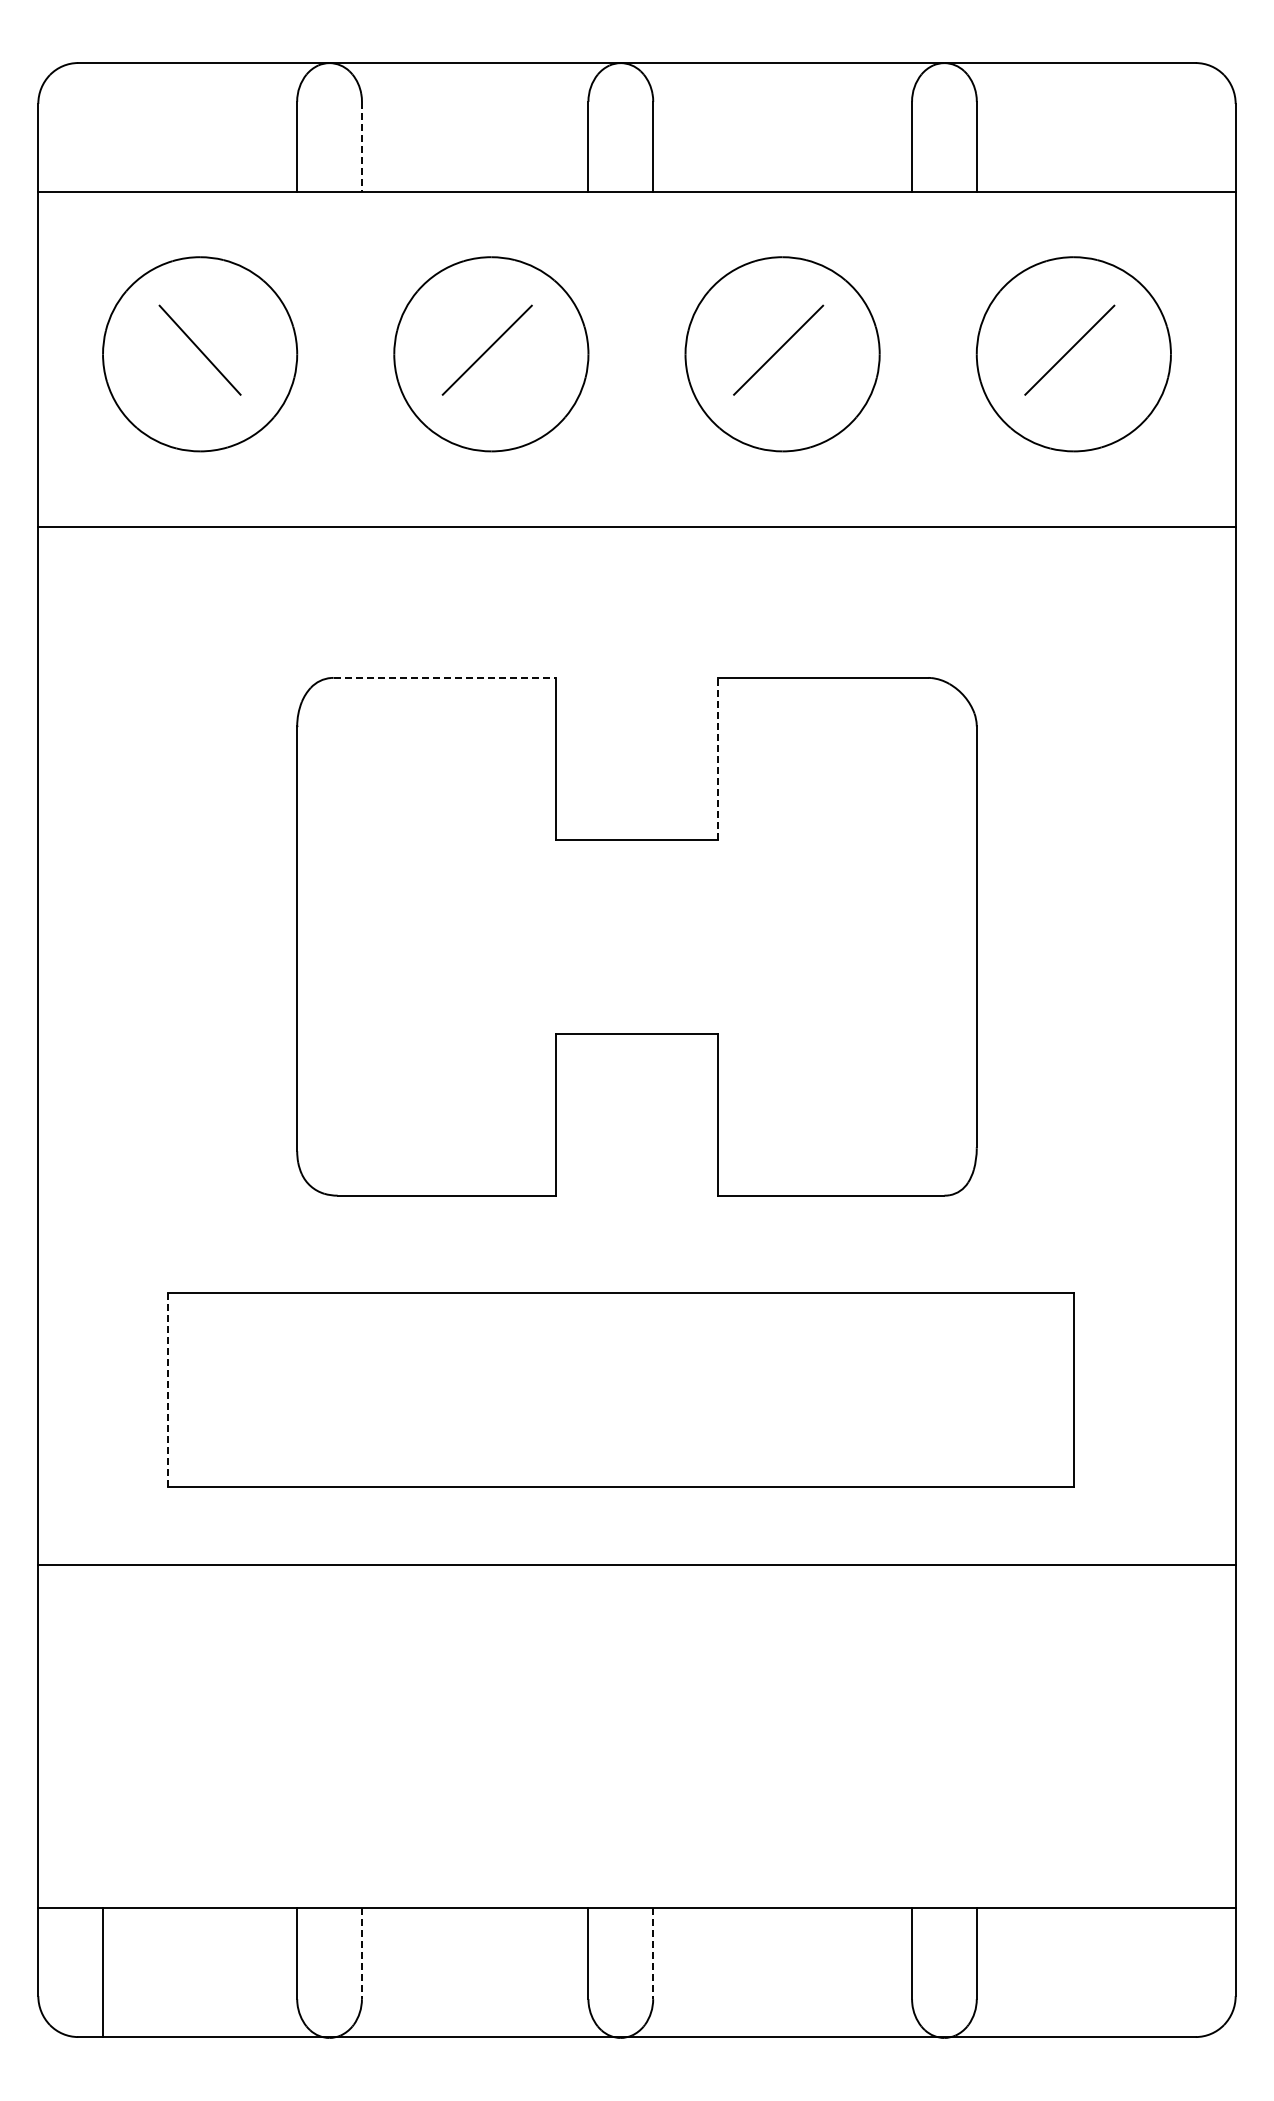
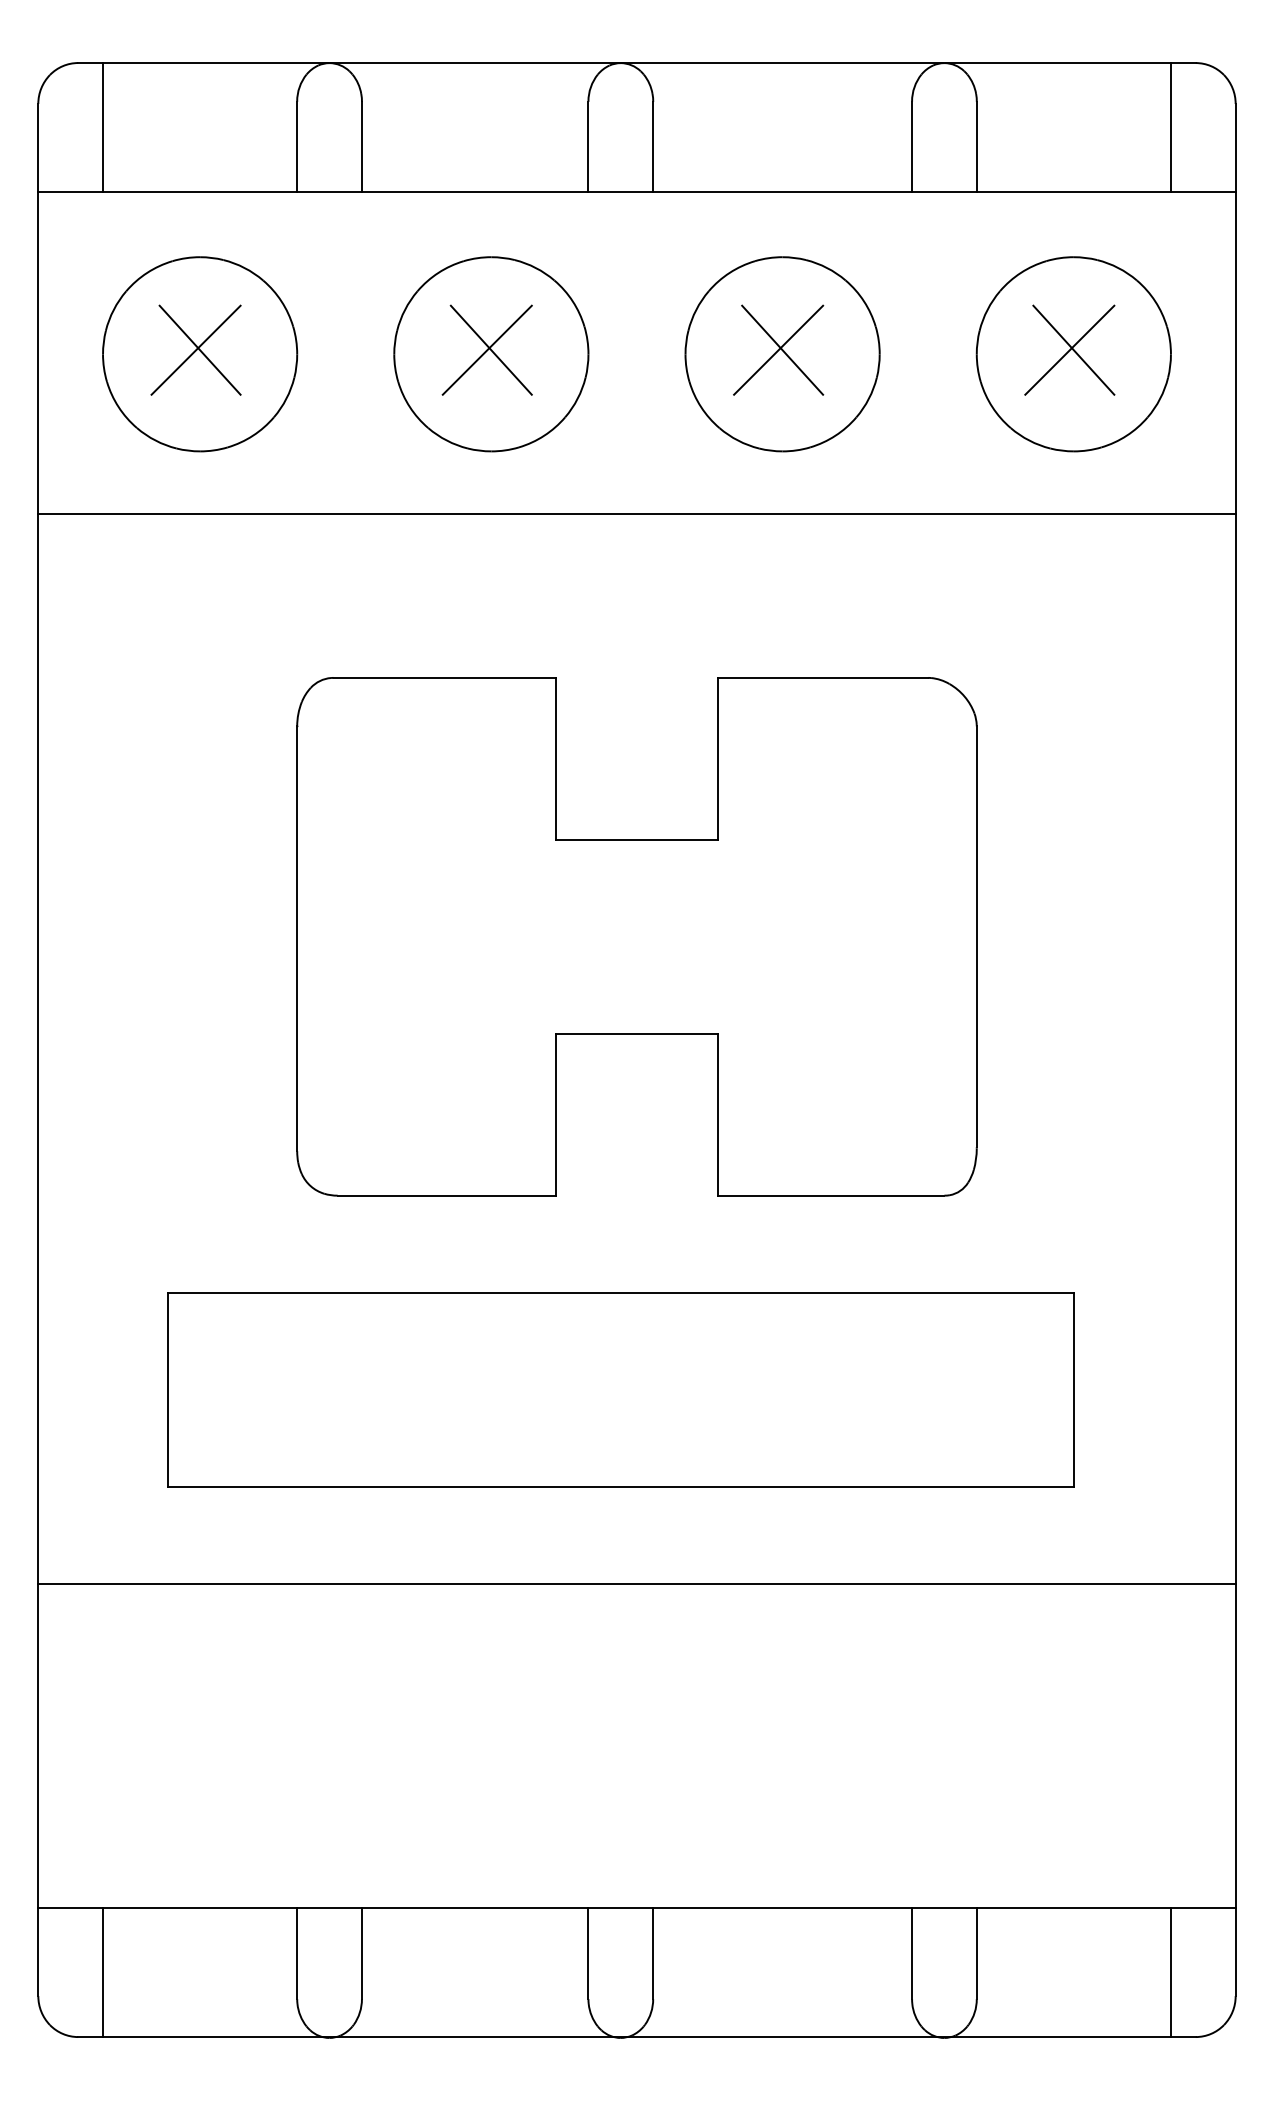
line: none -> present (103, 127)
line: none -> present (1170, 127)
line: dashed -> solid (361, 147)
line: none -> present (195, 349)
line: none -> present (490, 349)
line: none -> present (782, 349)
line: none -> present (1073, 349)
line position: (636, 527) -> (636, 514) (636, 514)
line: dashed -> solid (445, 677)
line: dashed -> solid (717, 758)
line: dashed -> solid (167, 1390)
line position: (636, 1565) -> (636, 1584) (636, 1584)
line: dashed -> solid (361, 1953)
line: dashed -> solid (653, 1953)
line: none -> present (1170, 1972)
